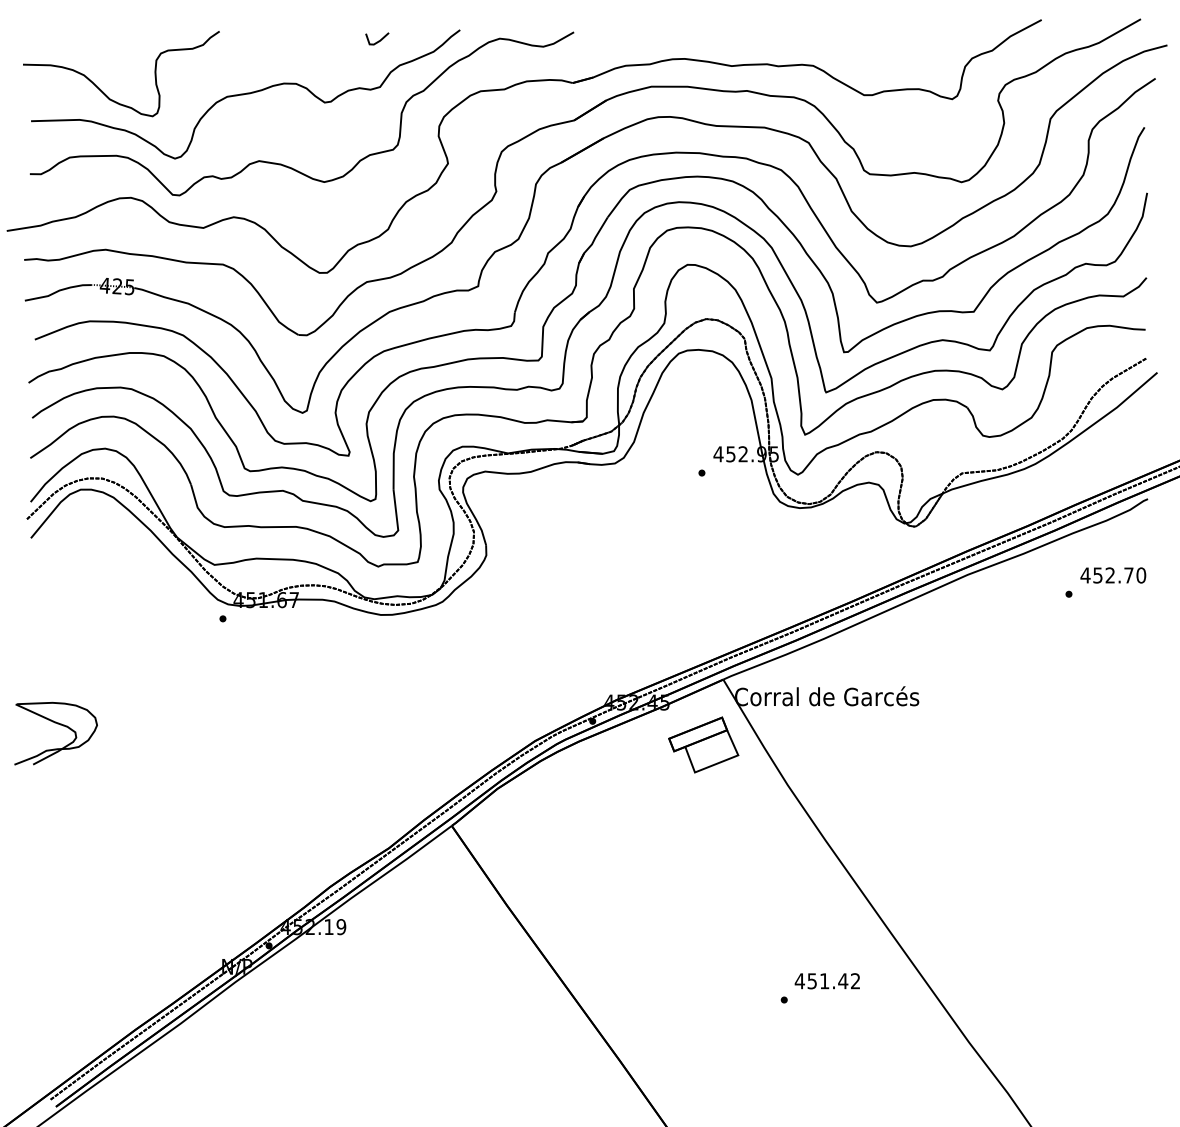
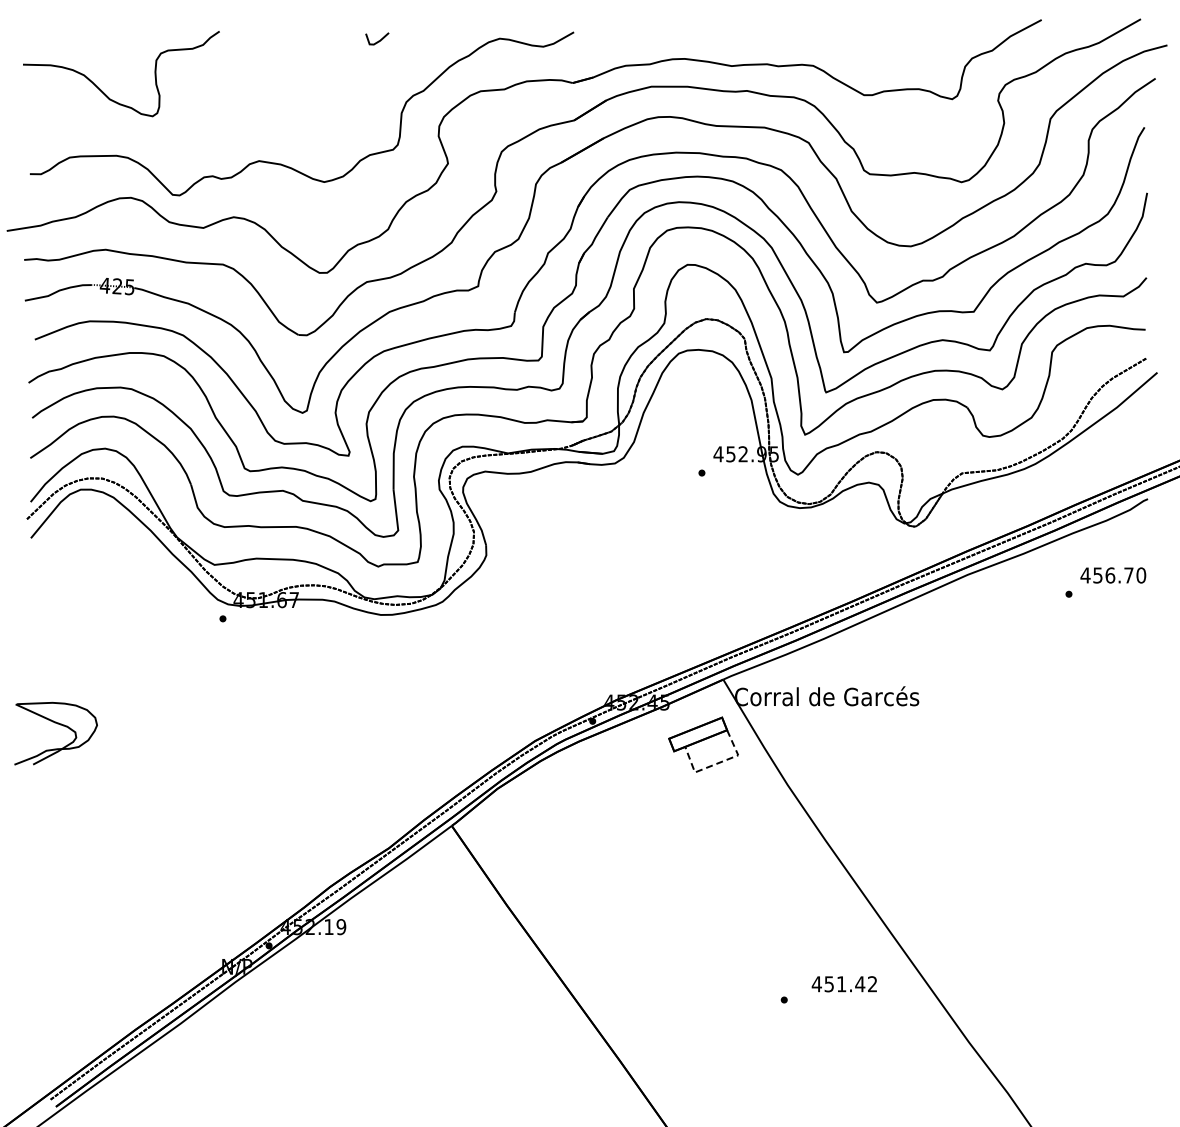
curve: present -> none (245, 94)
text: 452.70 -> 456.70 (1110, 575)
line: solid -> dashed (716, 764)
text position: (826, 981) -> (843, 984) (843, 984)
